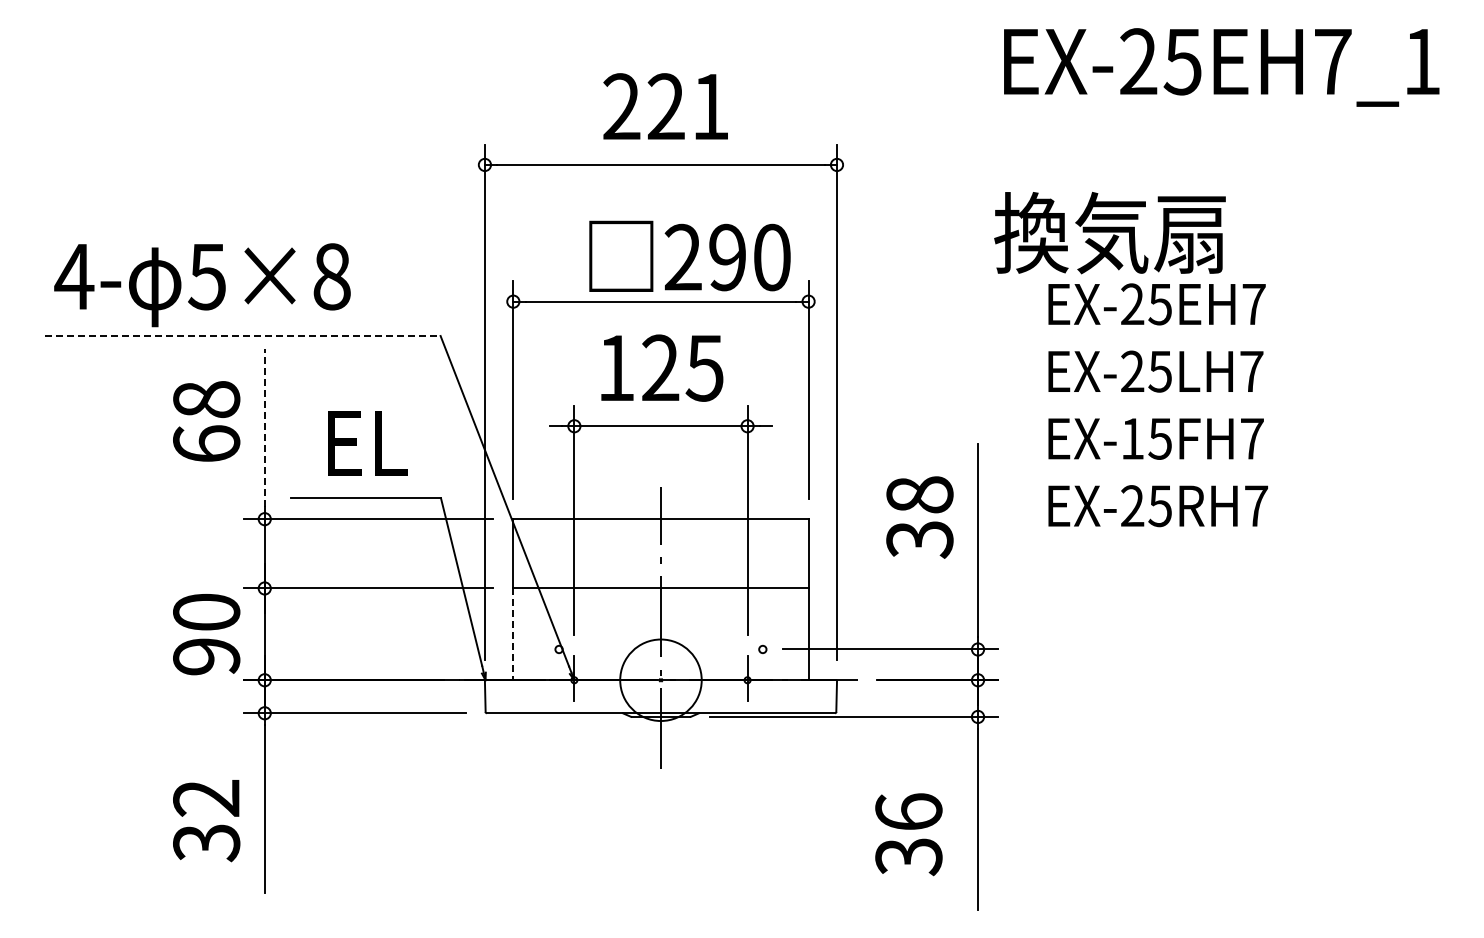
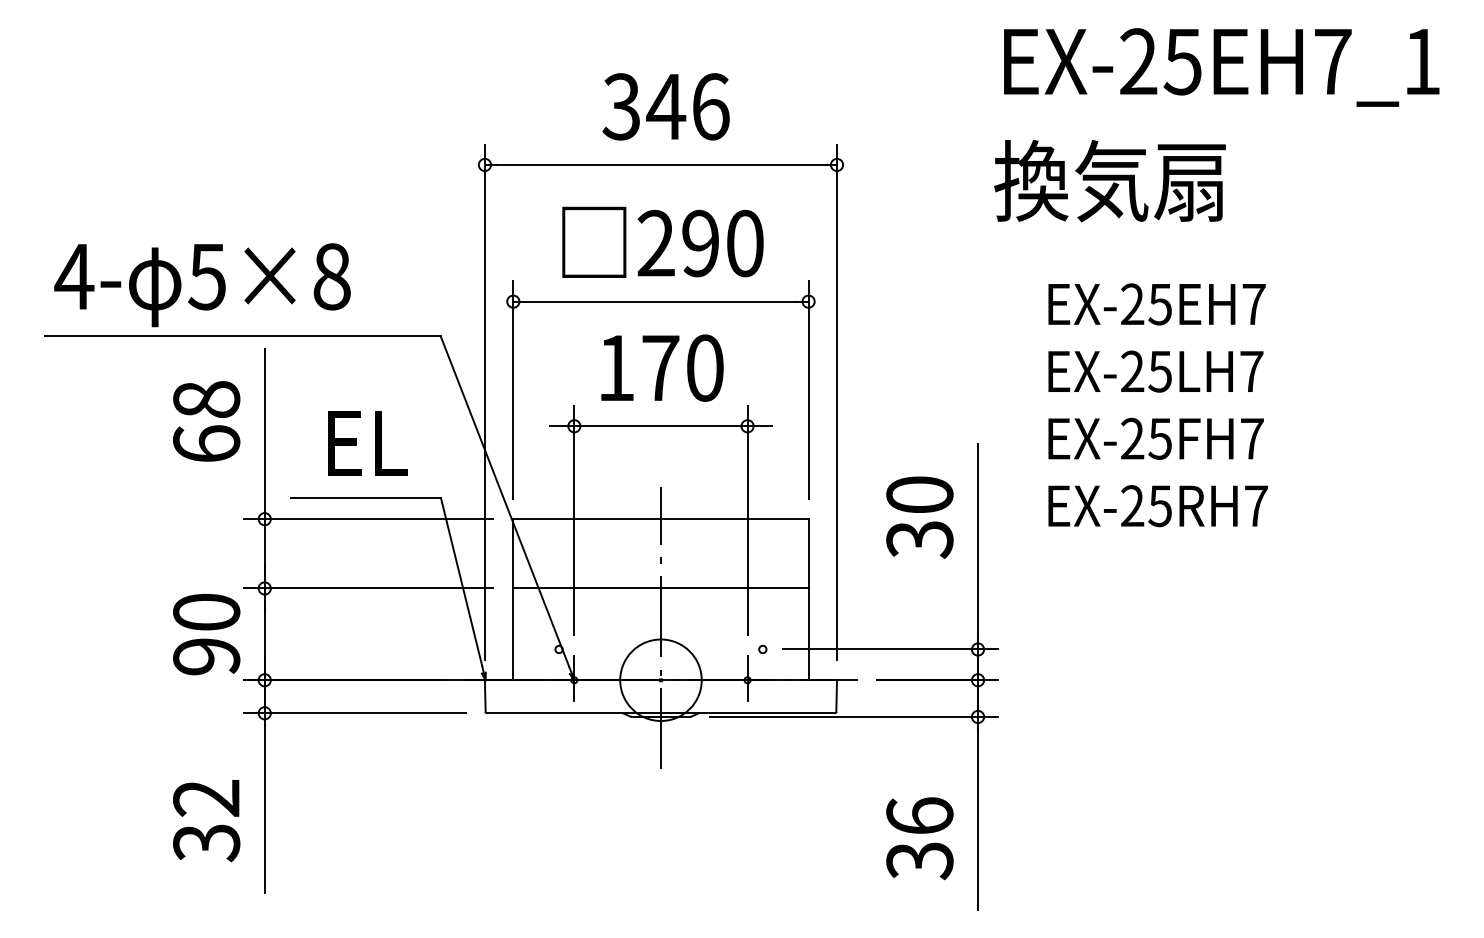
text: 221 -> 346 (665, 106)
text position: (1109, 233) -> (1109, 181) (1109, 181)
text position: (689, 255) -> (662, 241) (662, 241)
line: dashed -> solid (243, 336)
text: 125 -> 170 (682, 367)
line: dashed -> solid (264, 427)
text: EX-15FH7 -> EX-25FH7 (1132, 438)
text: 38 -> 30 (919, 494)
line: dashed -> solid (513, 634)
text position: (908, 834) -> (919, 838) (919, 838)
